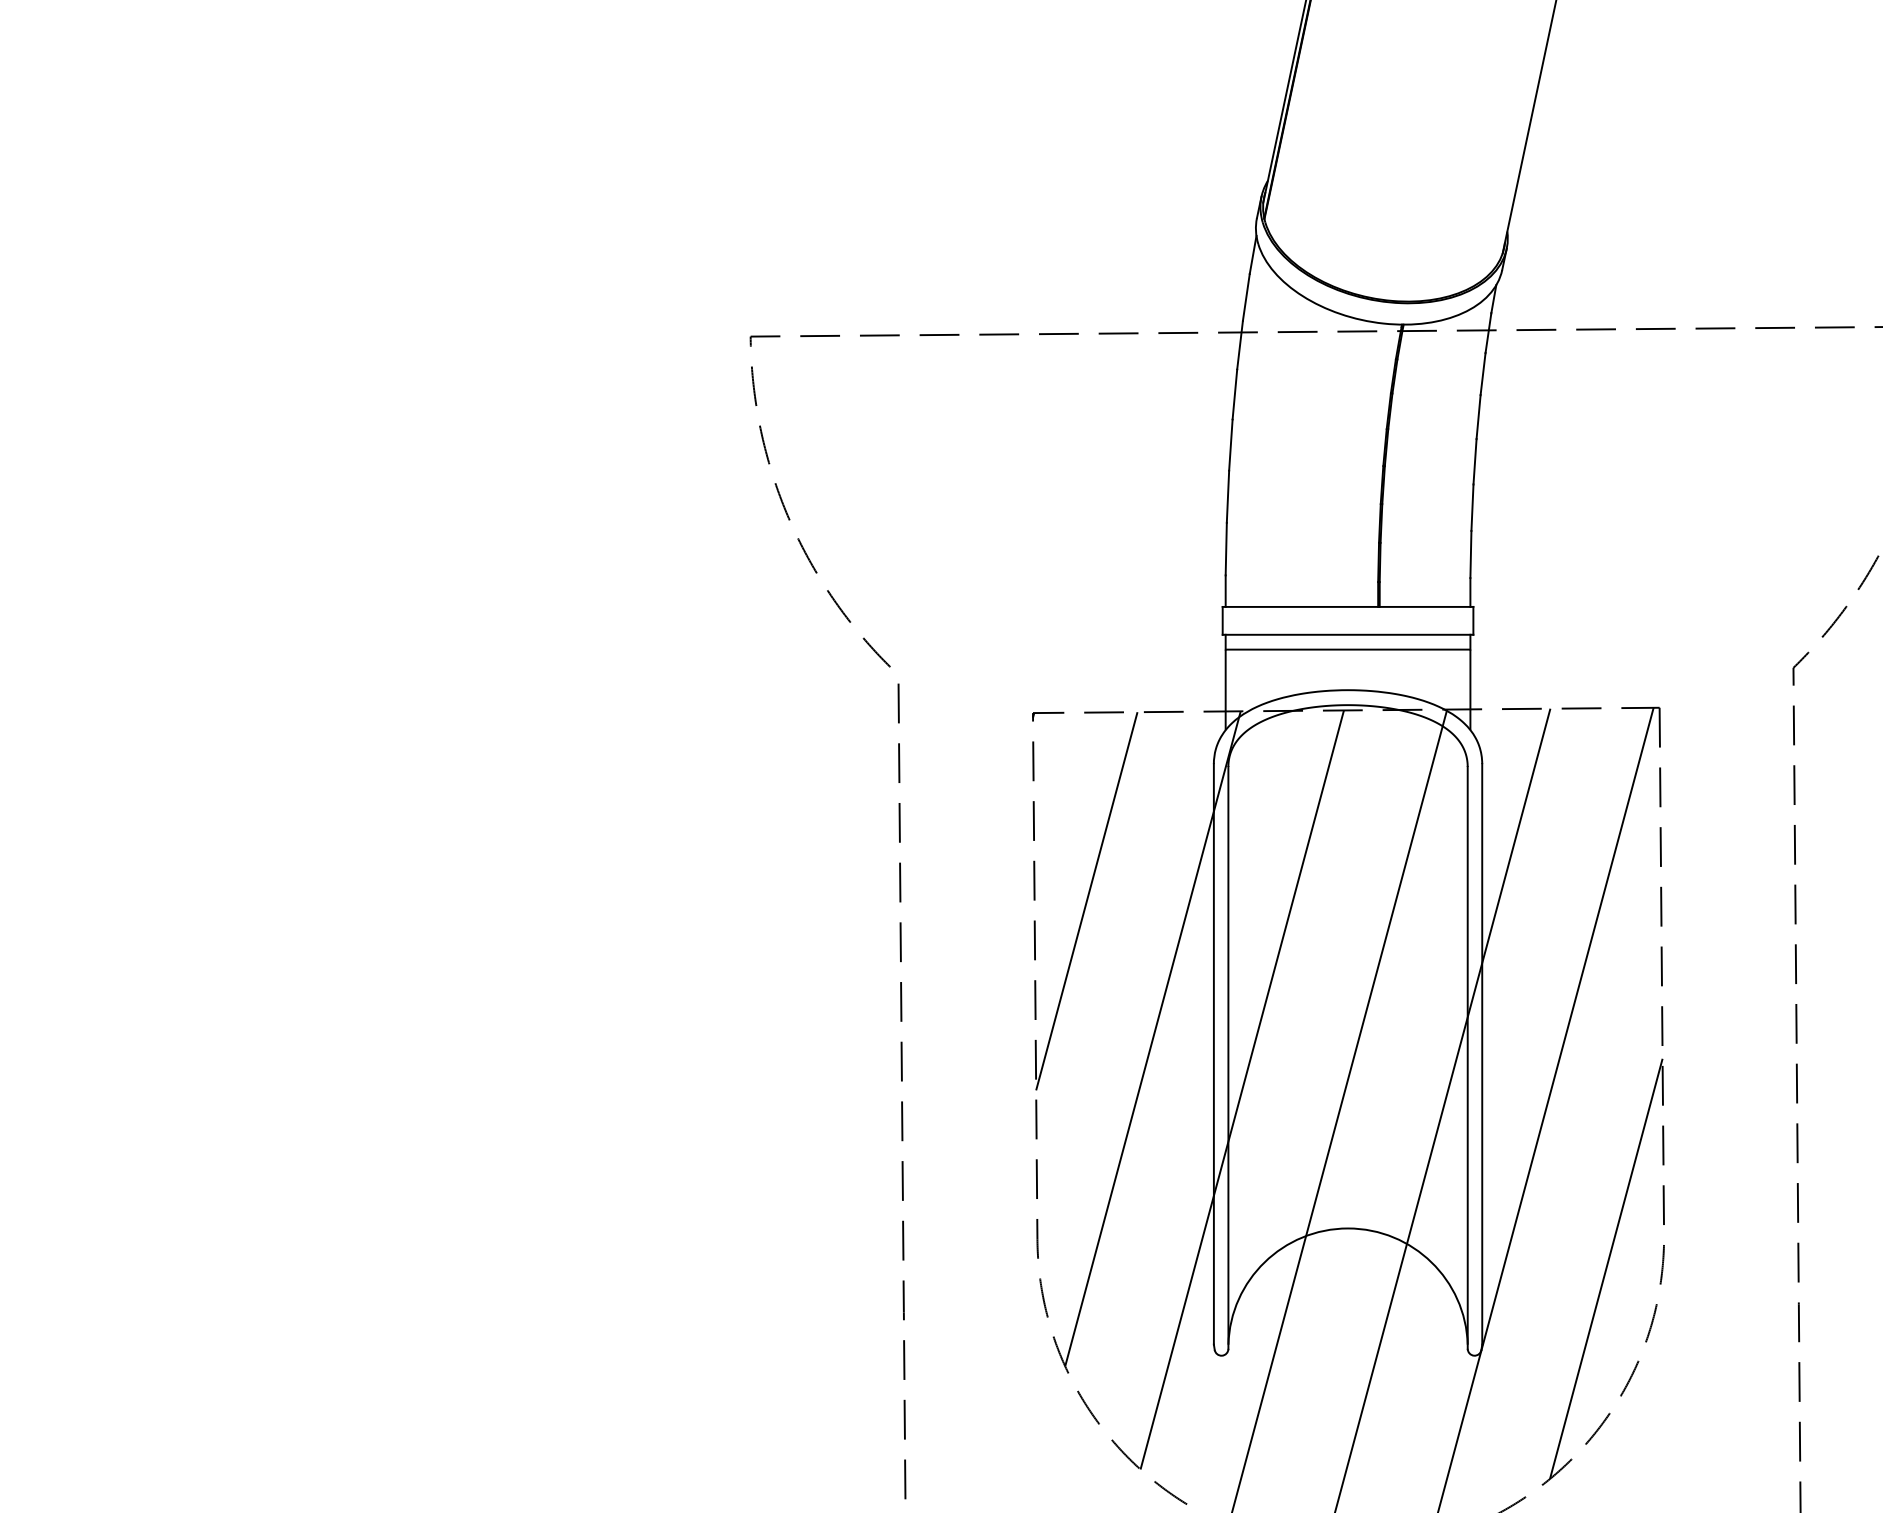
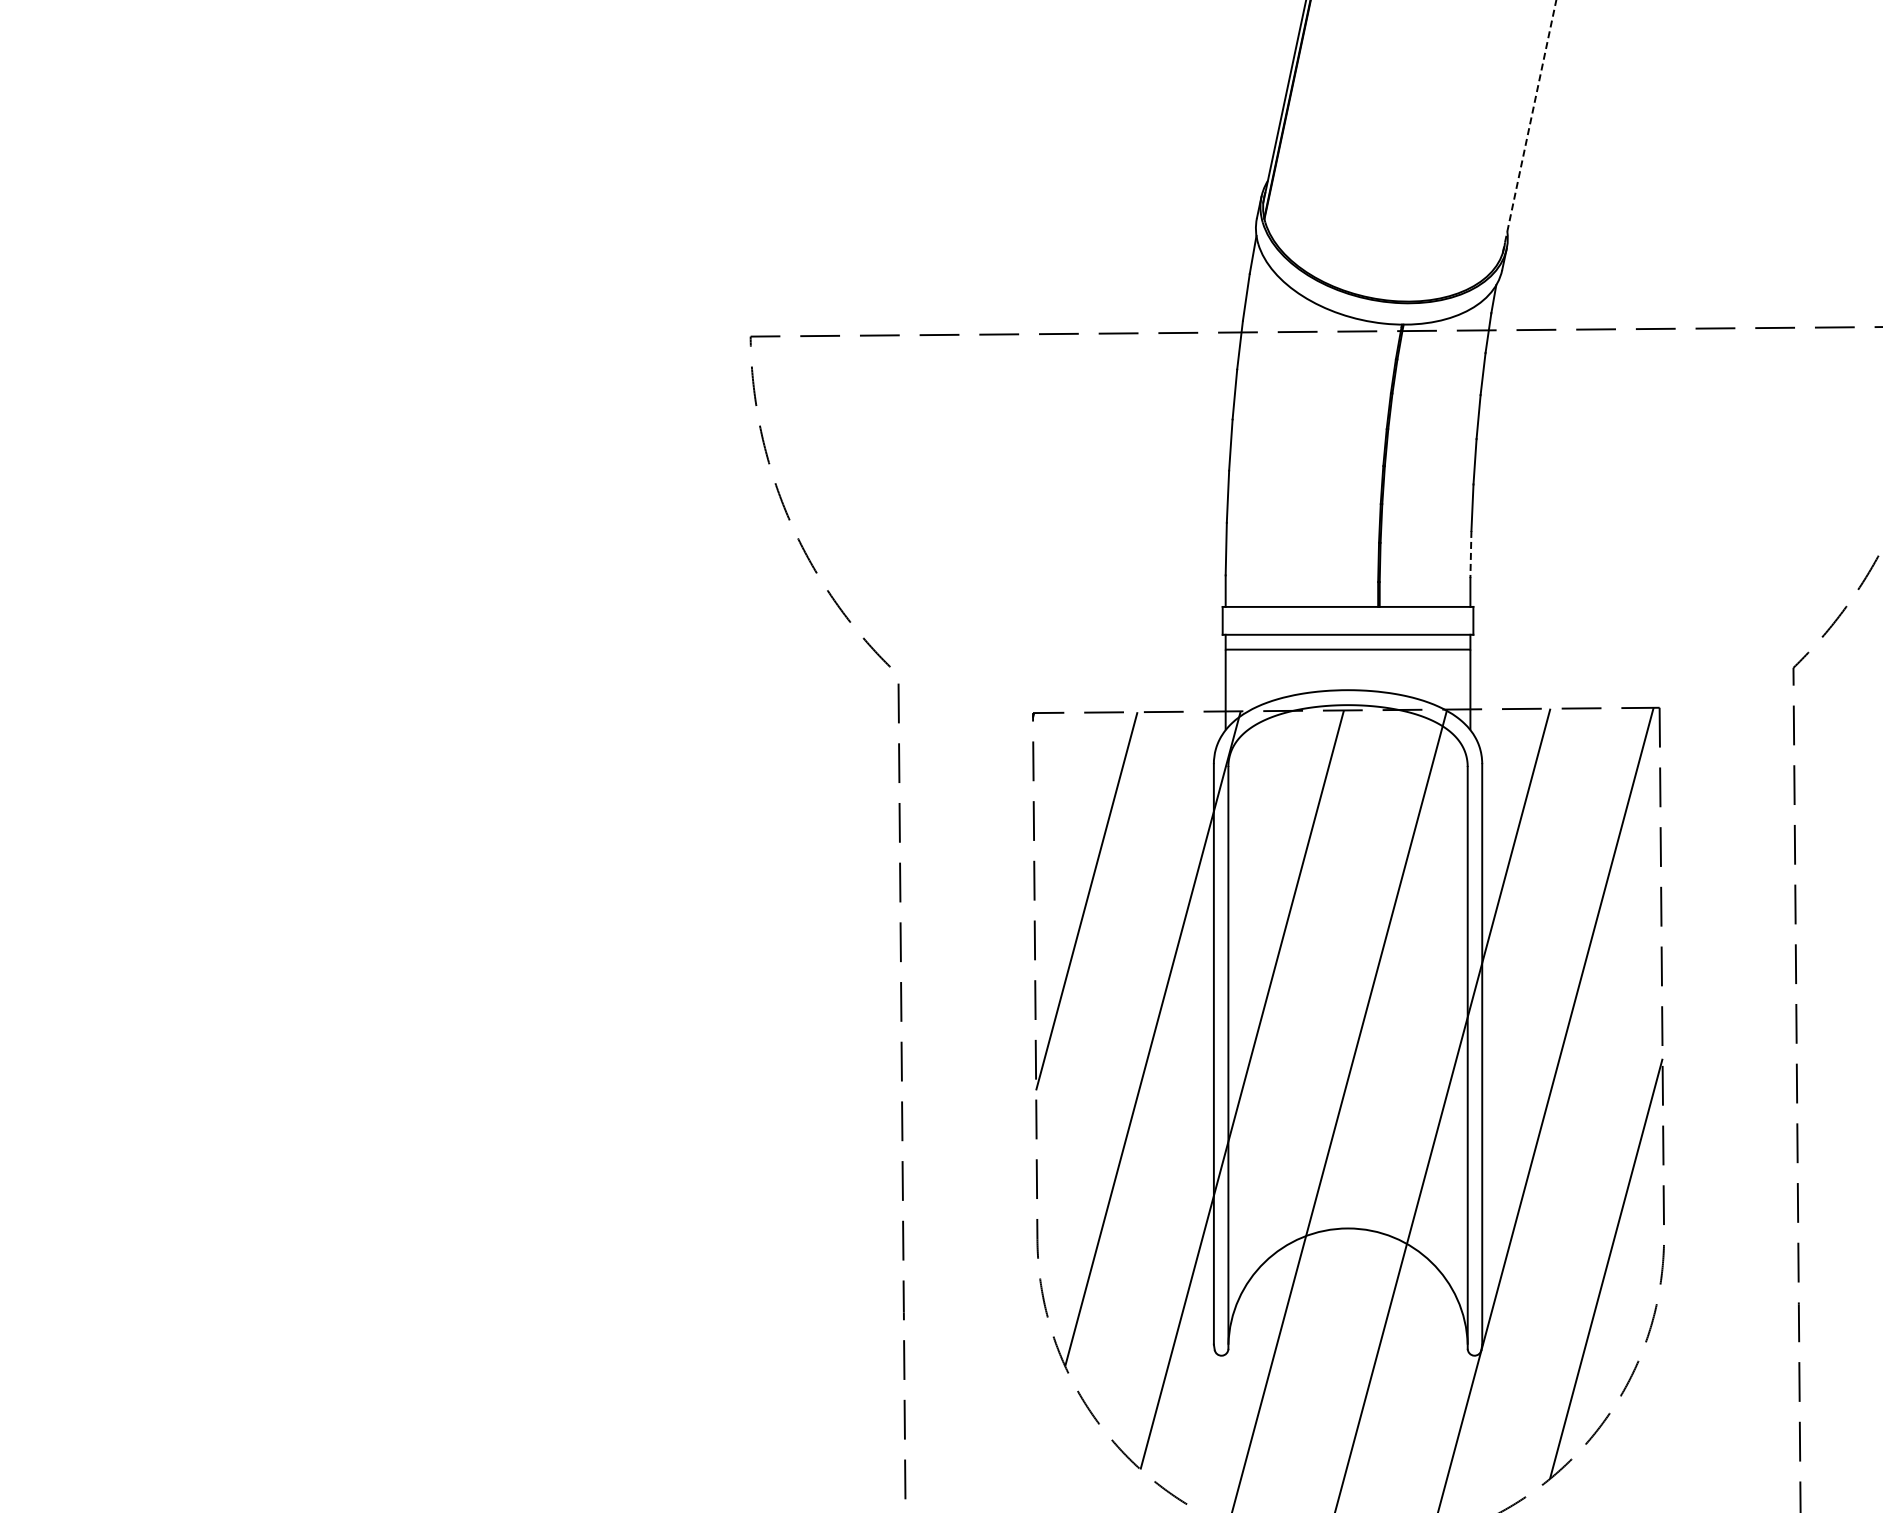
line: solid -> dashed (1529, 126)
line: solid -> dashed (1470, 554)
